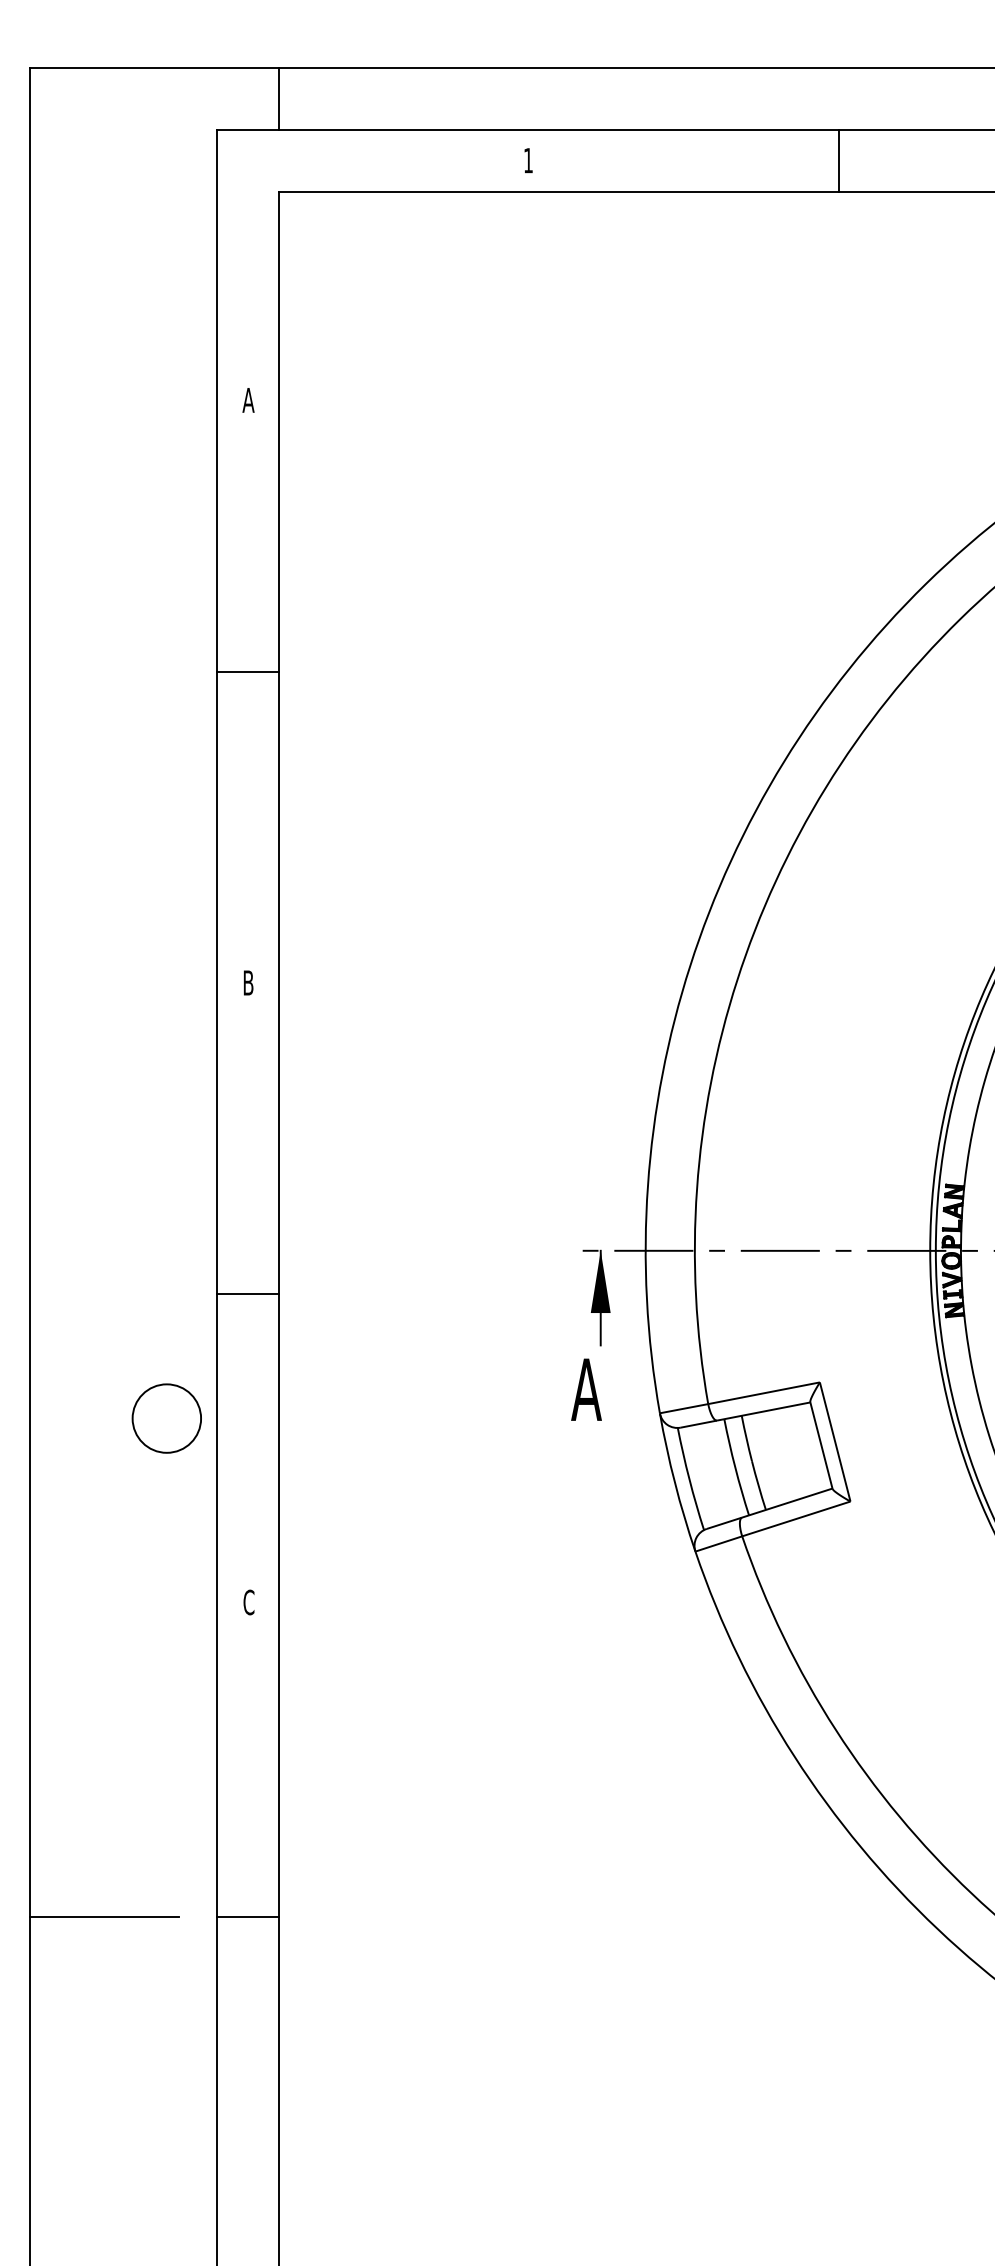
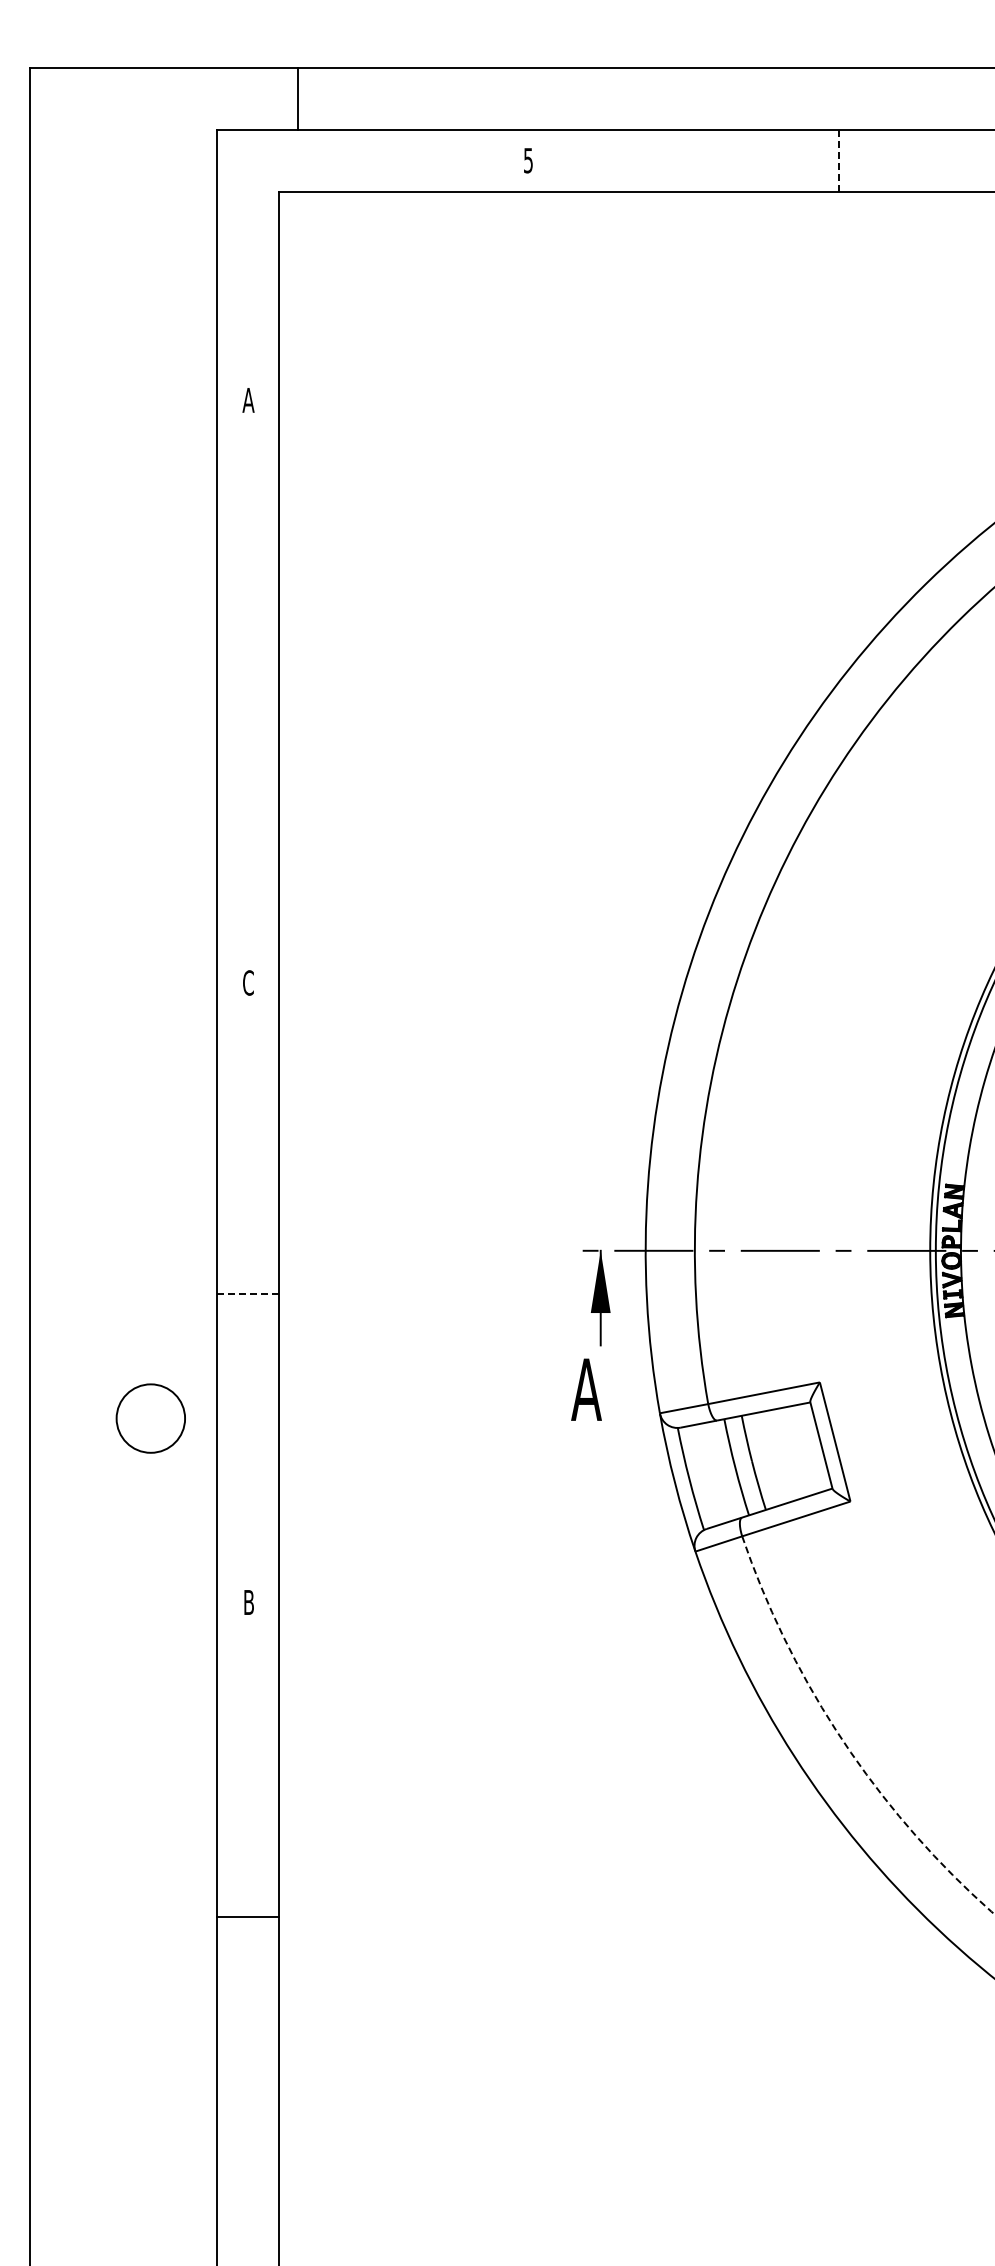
line position: (278, 98) -> (297, 98) (297, 98)
text: 1 -> 5 (528, 160)
line: solid -> dashed (839, 161)
line: present -> none (247, 671)
text: B -> C (248, 982)
line: solid -> dashed (248, 1294)
circle position: (166, 1418) -> (150, 1418) (150, 1418)
text: C -> B (248, 1602)
arc: solid -> dashed (843, 1741)
line: present -> none (104, 1916)
